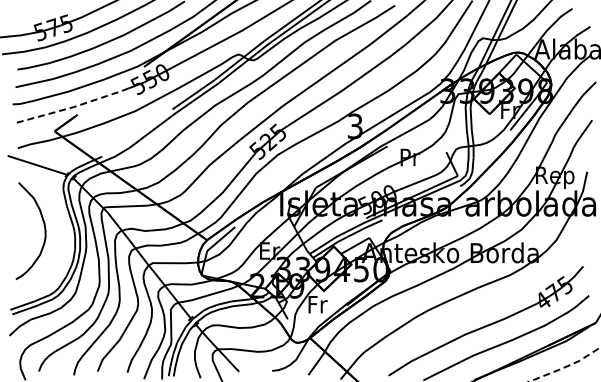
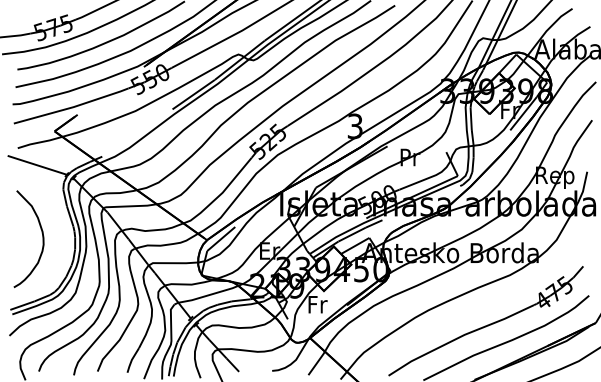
line: dashed -> solid (72, 107)
curve position: (44, 231) -> (42, 239) (42, 239)
line: dashed -> solid (565, 367)
